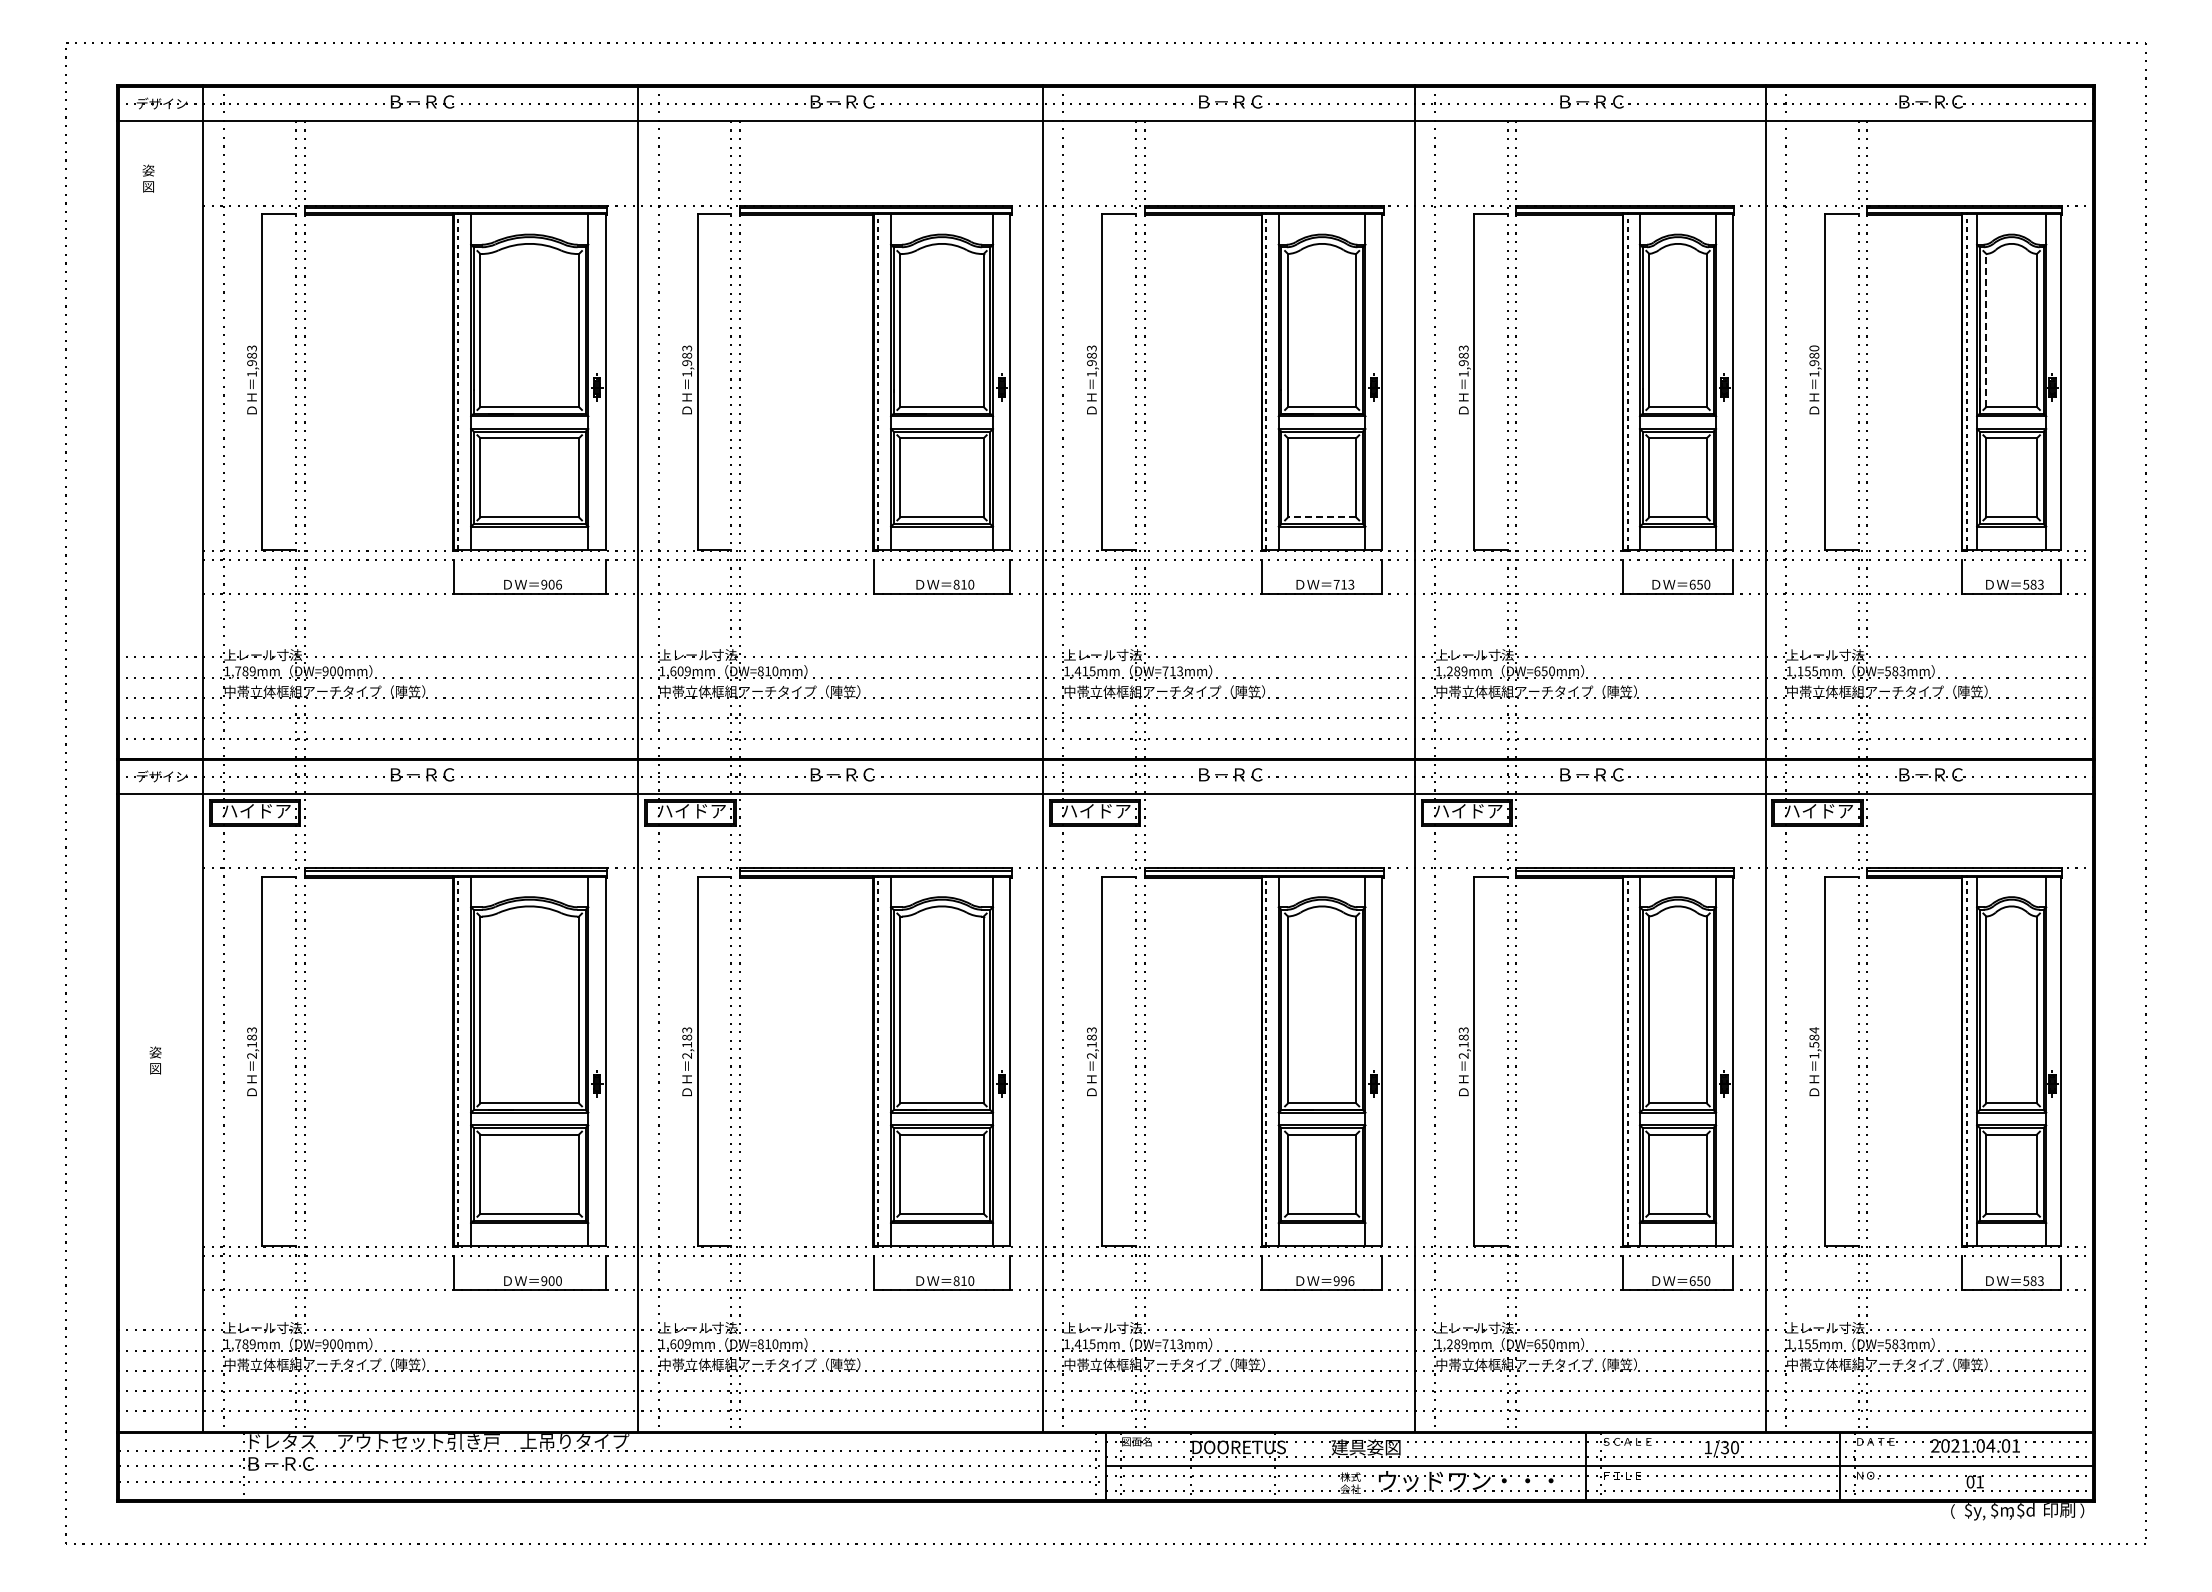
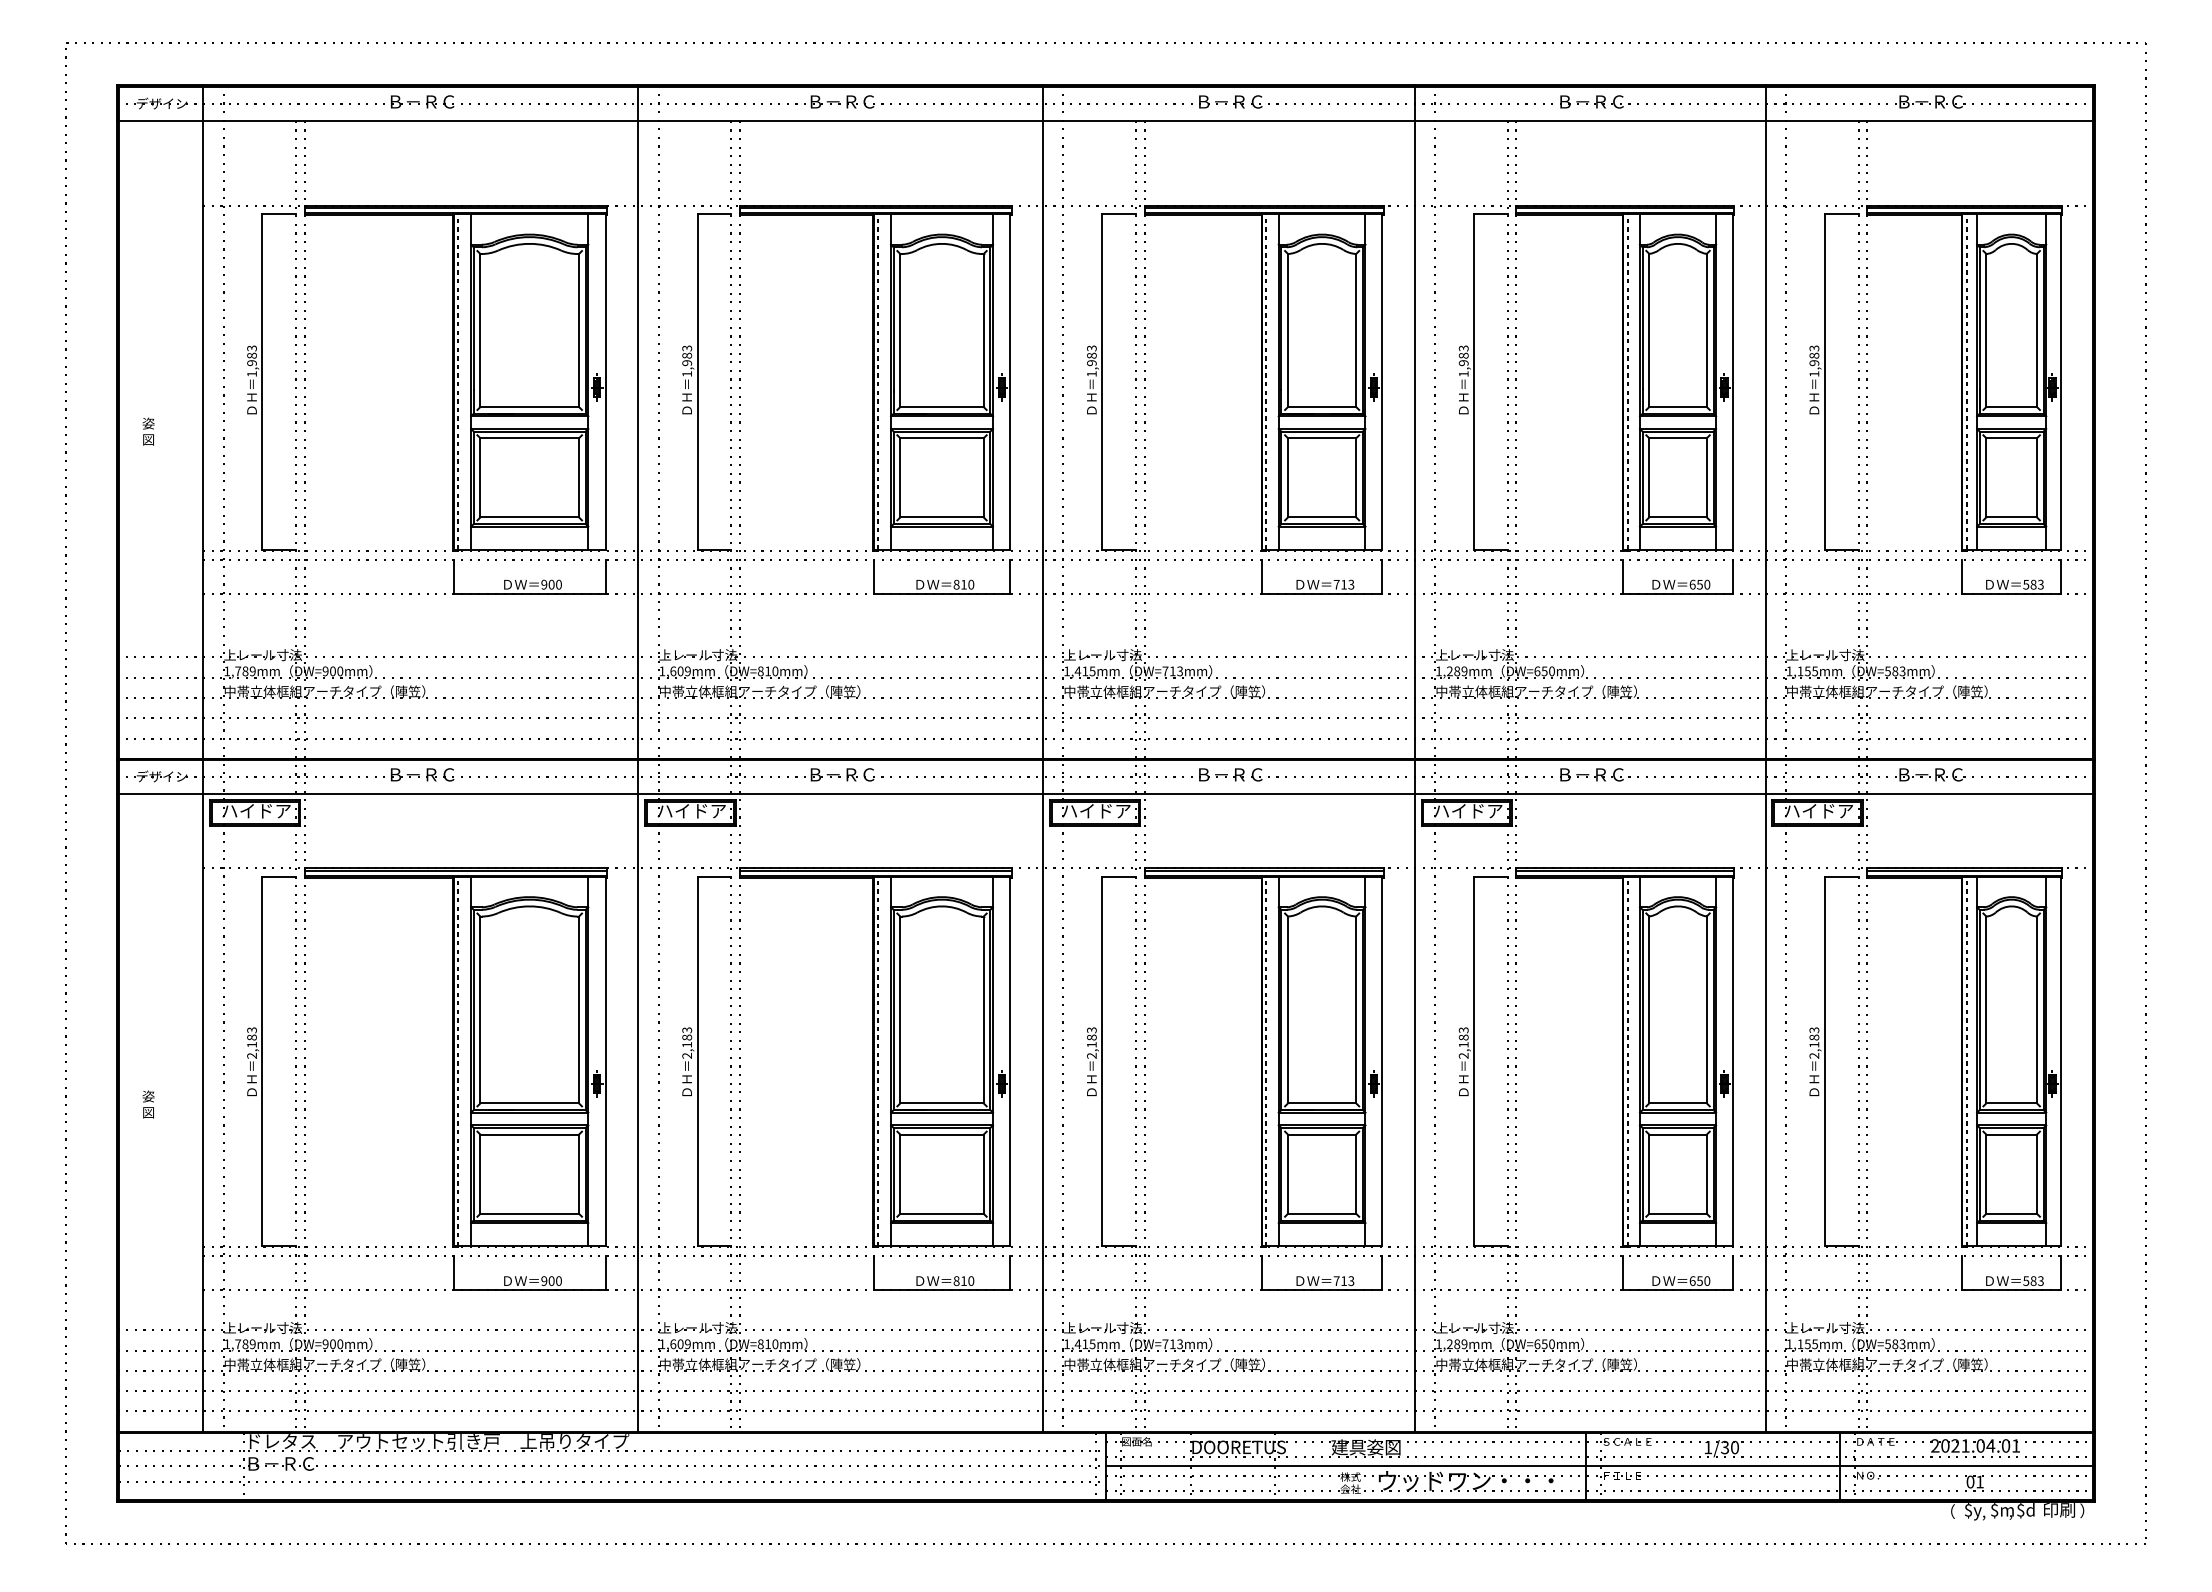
text position: (148, 178) -> (148, 431) (148, 431)
line: dashed -> solid (1986, 330)
text: 1,980 -> 1,983 (1814, 348)
line: dashed -> solid (1321, 517)
text: 906 -> 900 (558, 584)
text: 1,584 -> 2,183 (1814, 1042)
text position: (155, 1060) -> (148, 1104) (148, 1104)
text: 996 -> 713 (1343, 1281)
